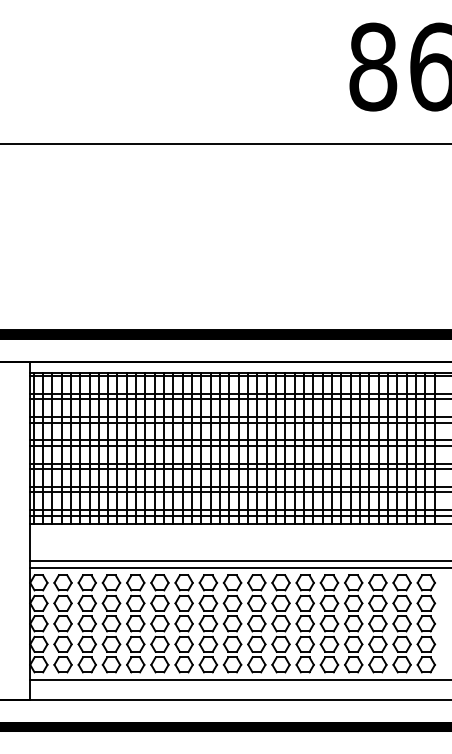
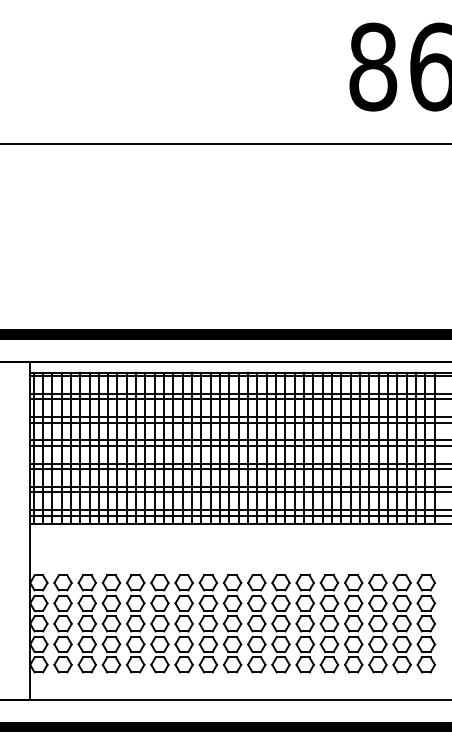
line: present -> none (238, 561)
line: present -> none (238, 567)
line: present -> none (238, 679)
